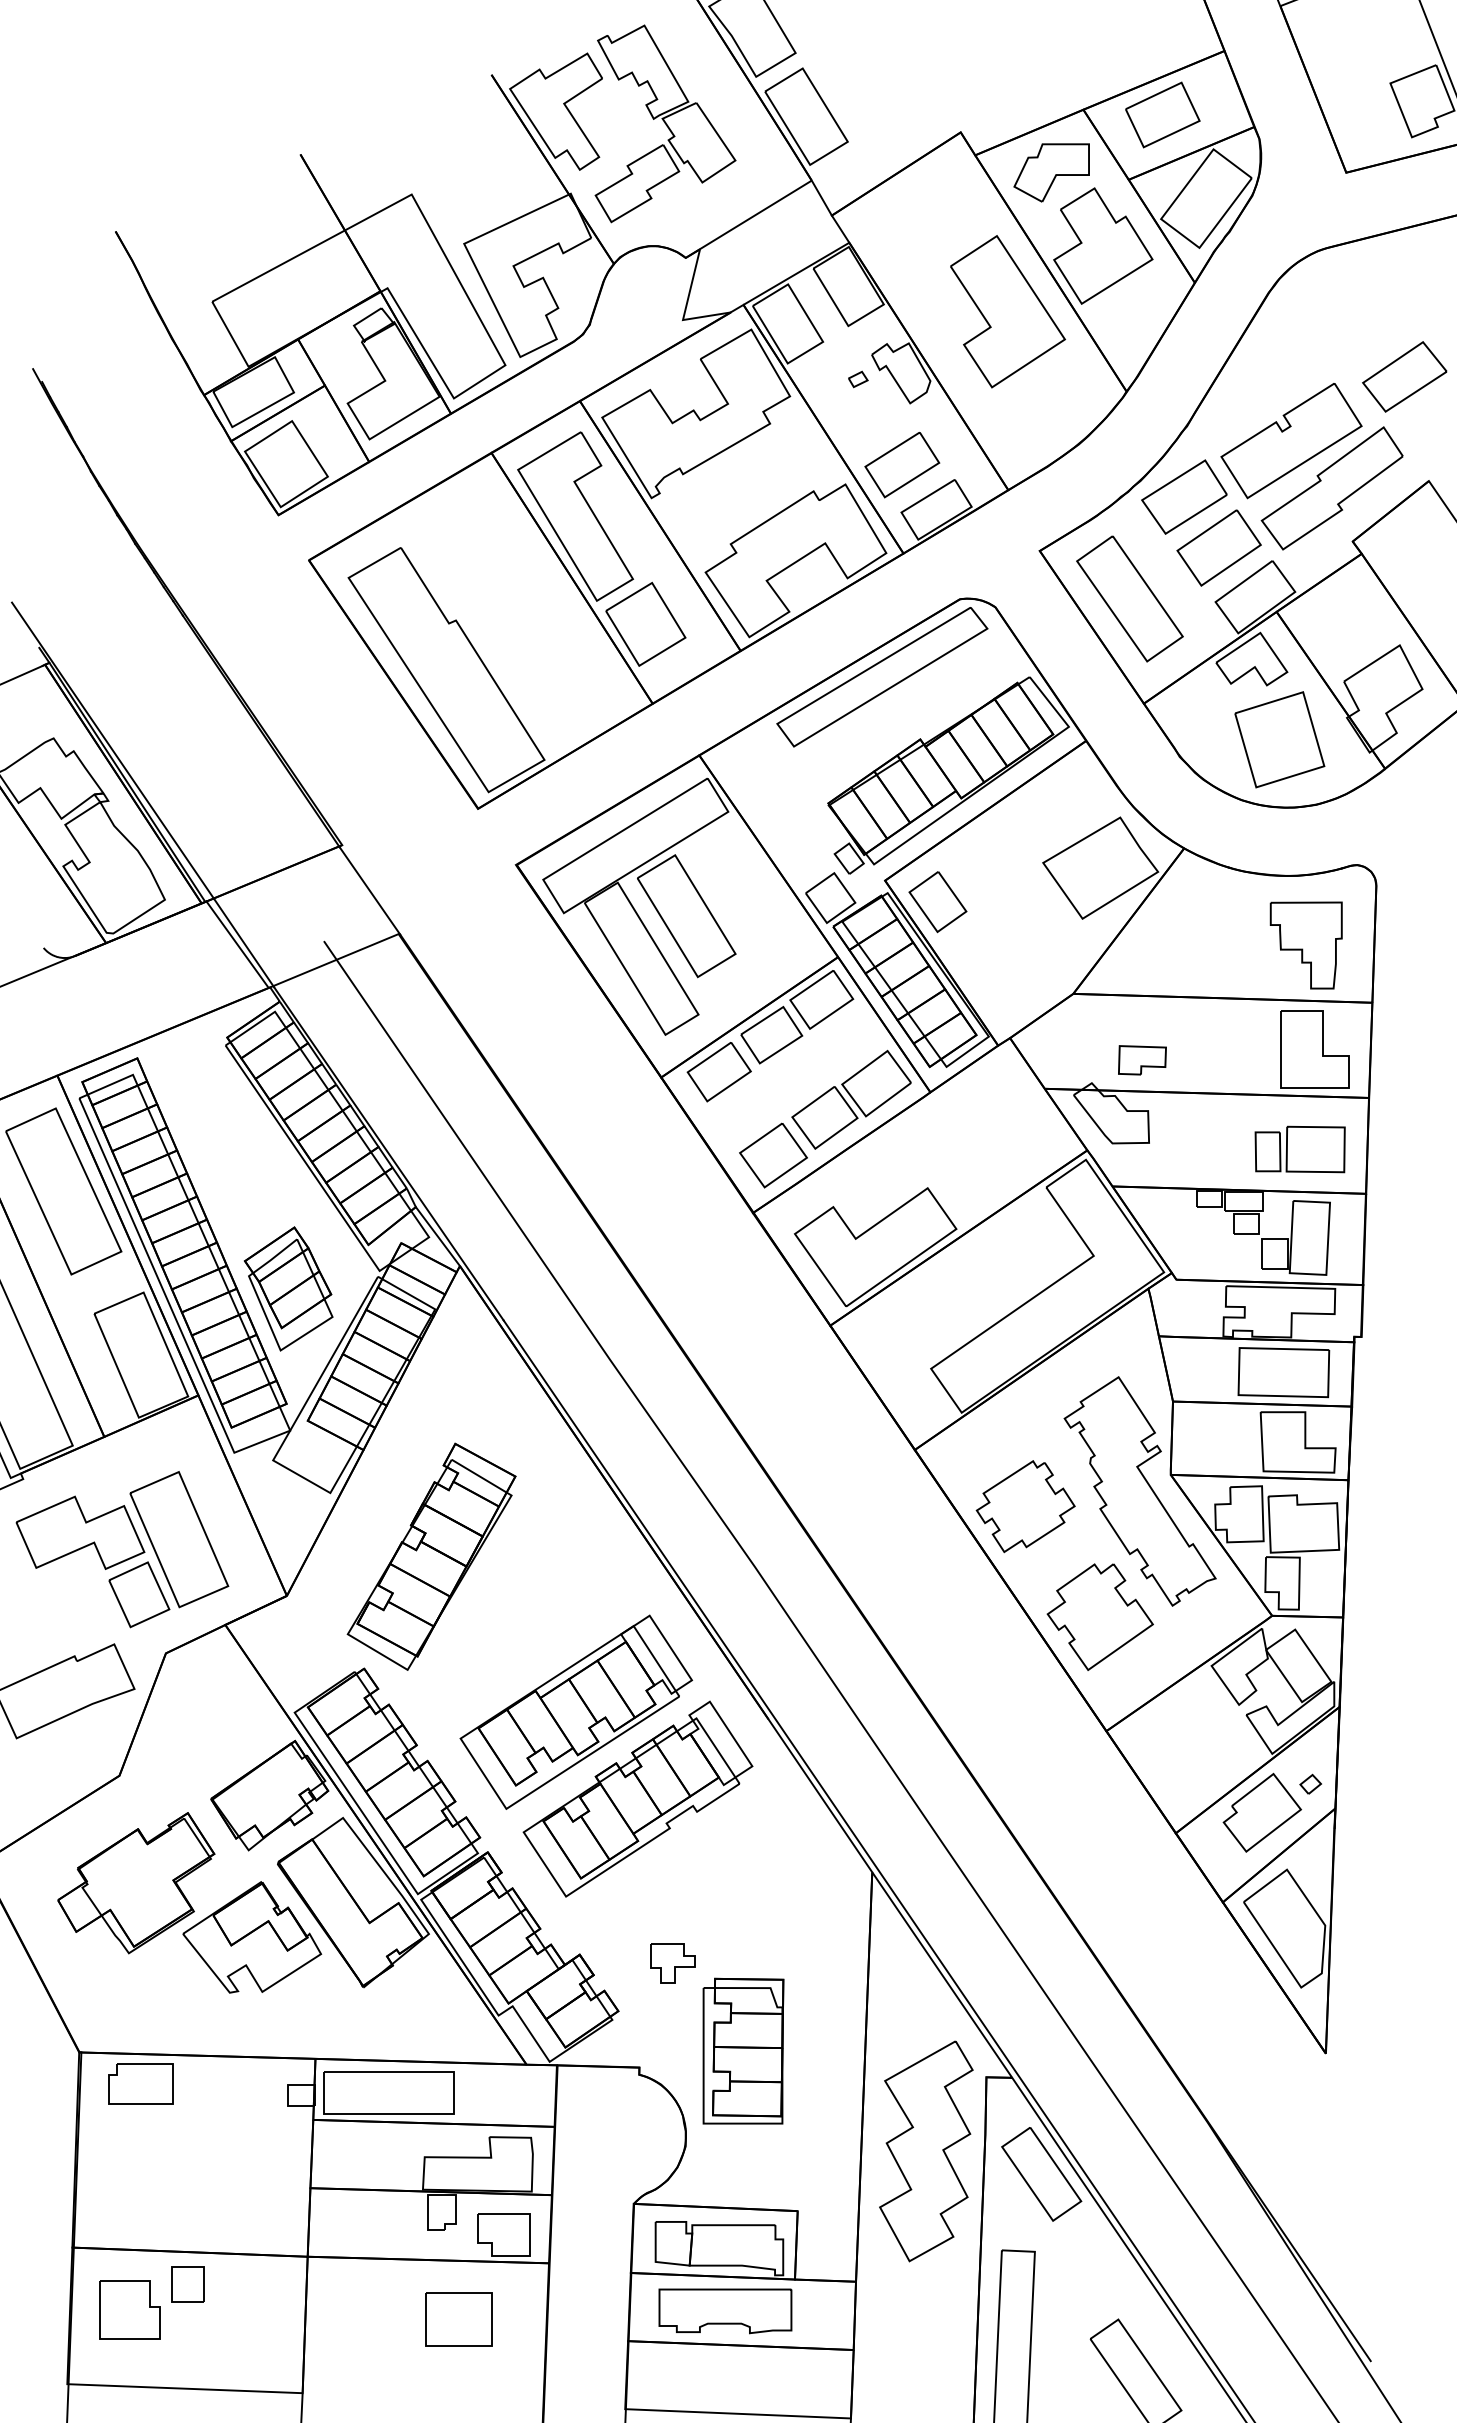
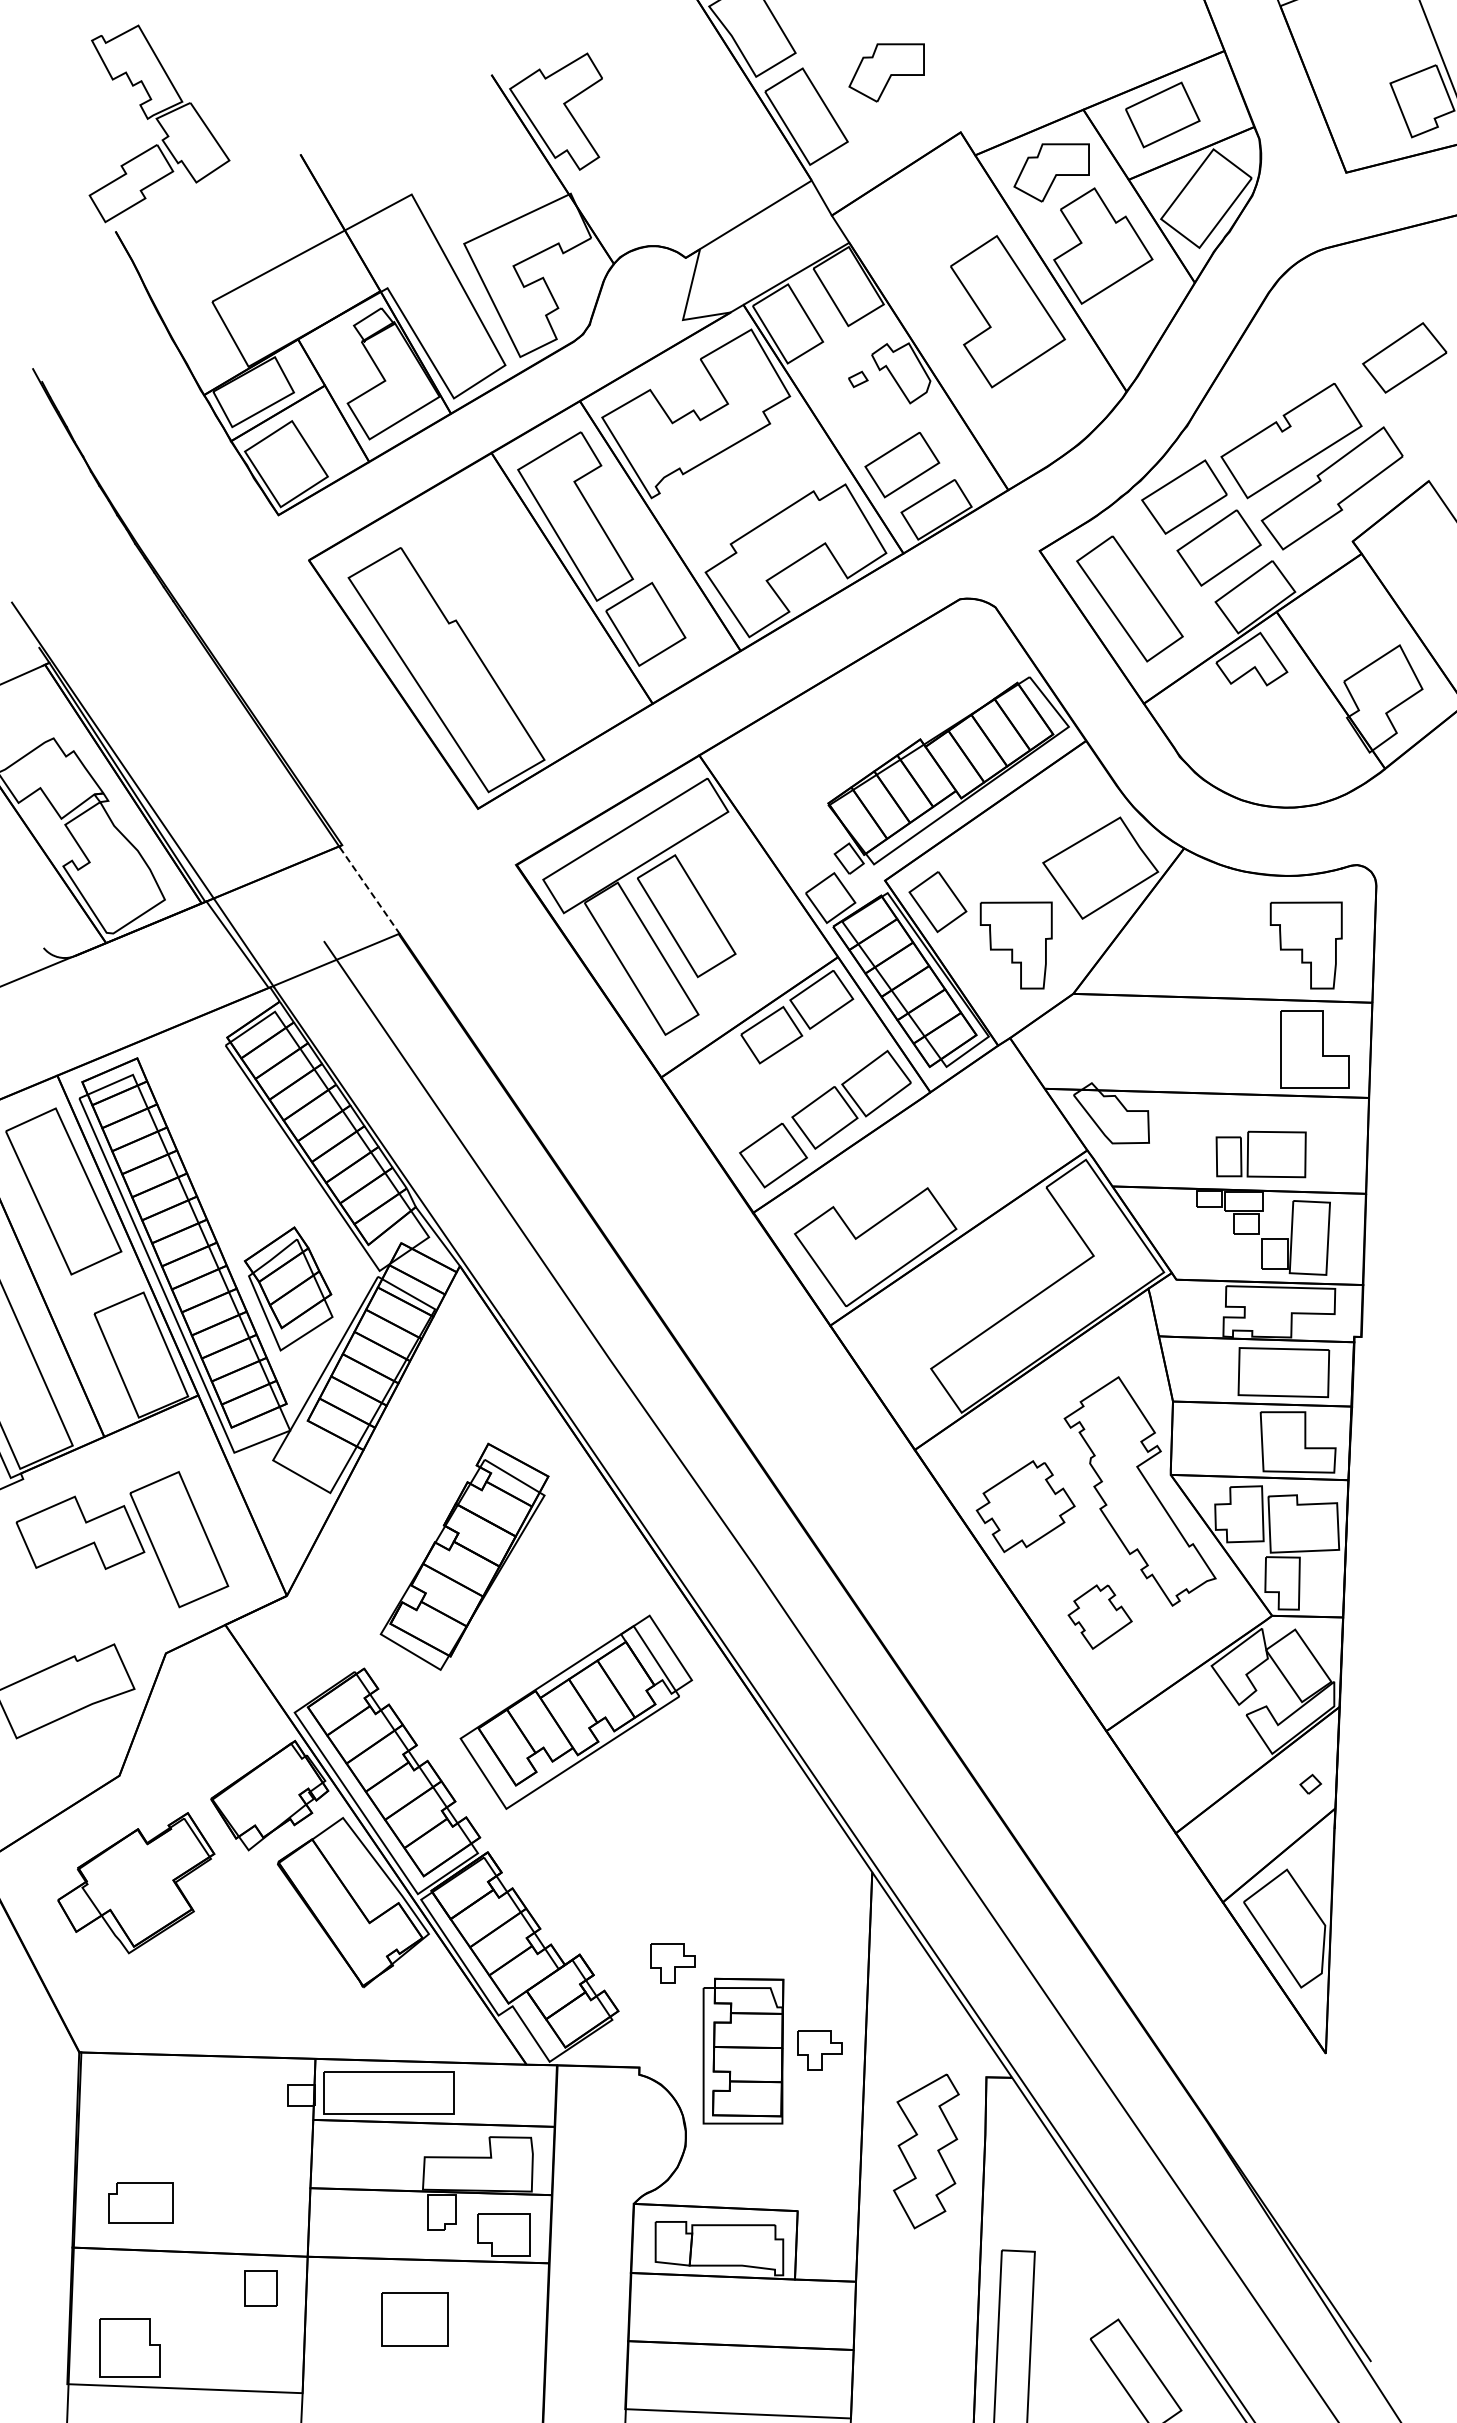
part: none -> present (886, 72)
part position: (665, 123) -> (159, 123) (159, 123)
part position: (1404, 376) -> (1404, 357) (1404, 357)
part: present -> none (882, 677)
part: present -> none (1279, 739)
line: solid -> dashed (369, 890)
part: none -> present (1015, 945)
part: present -> none (1142, 1060)
part: present -> none (718, 1072)
part position: (1299, 1149) -> (1260, 1154) (1260, 1154)
part position: (431, 1556) -> (464, 1556) (464, 1556)
part: present -> none (139, 1594)
part size: 108x108 px -> 66x66 px (1099, 1616)
part: present -> none (637, 1798)
part: present -> none (1261, 1812)
part: present -> none (252, 1937)
part: none -> present (819, 2050)
part position: (140, 2083) -> (140, 2202) (140, 2202)
part size: 95x223 px -> 67x157 px (926, 2151)
part: present -> none (1041, 2174)
part position: (187, 2284) -> (260, 2288) (260, 2288)
part position: (129, 2309) -> (129, 2347) (129, 2347)
part: present -> none (725, 2311)
part position: (458, 2319) -> (414, 2319) (414, 2319)
